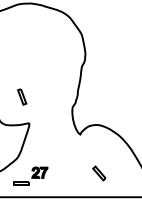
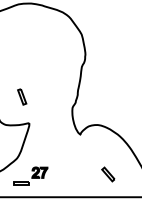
part position: (99, 173) -> (108, 174) (108, 174)
